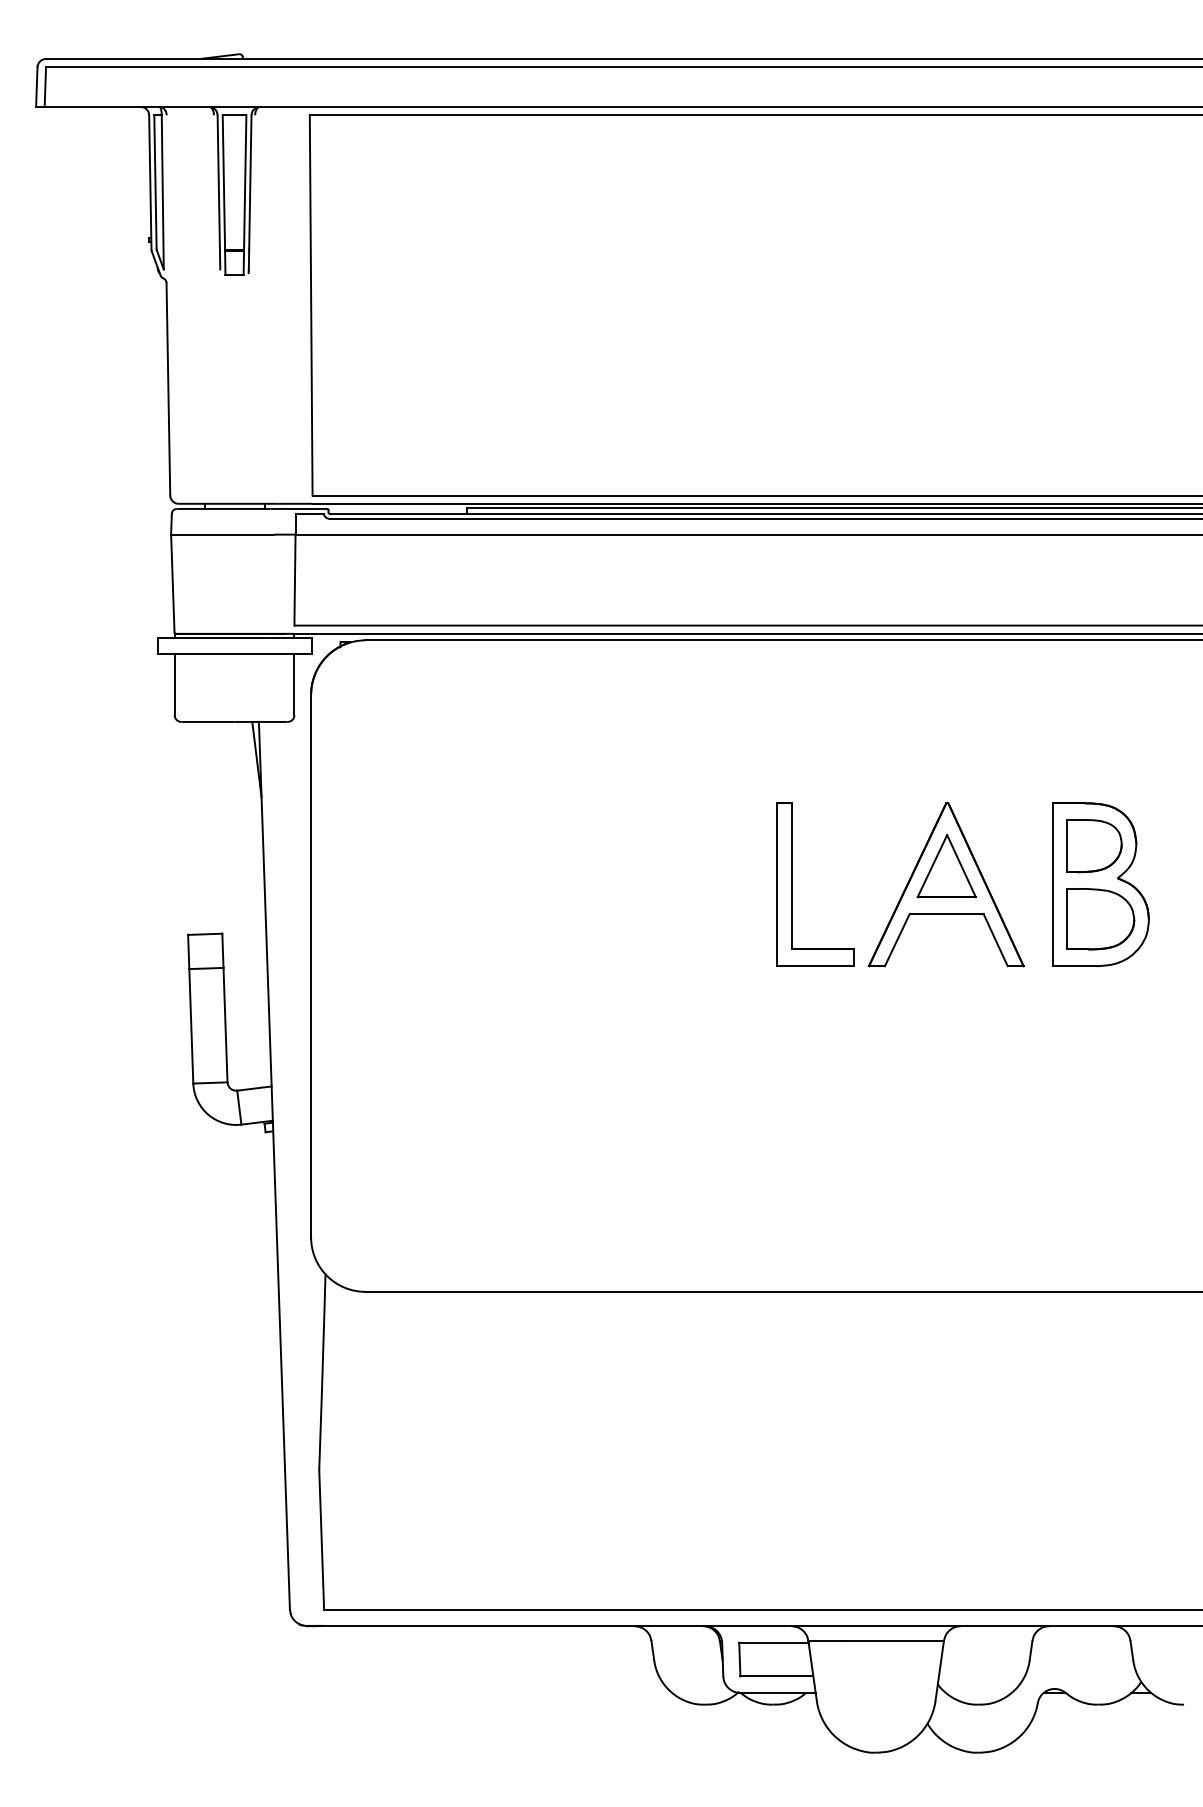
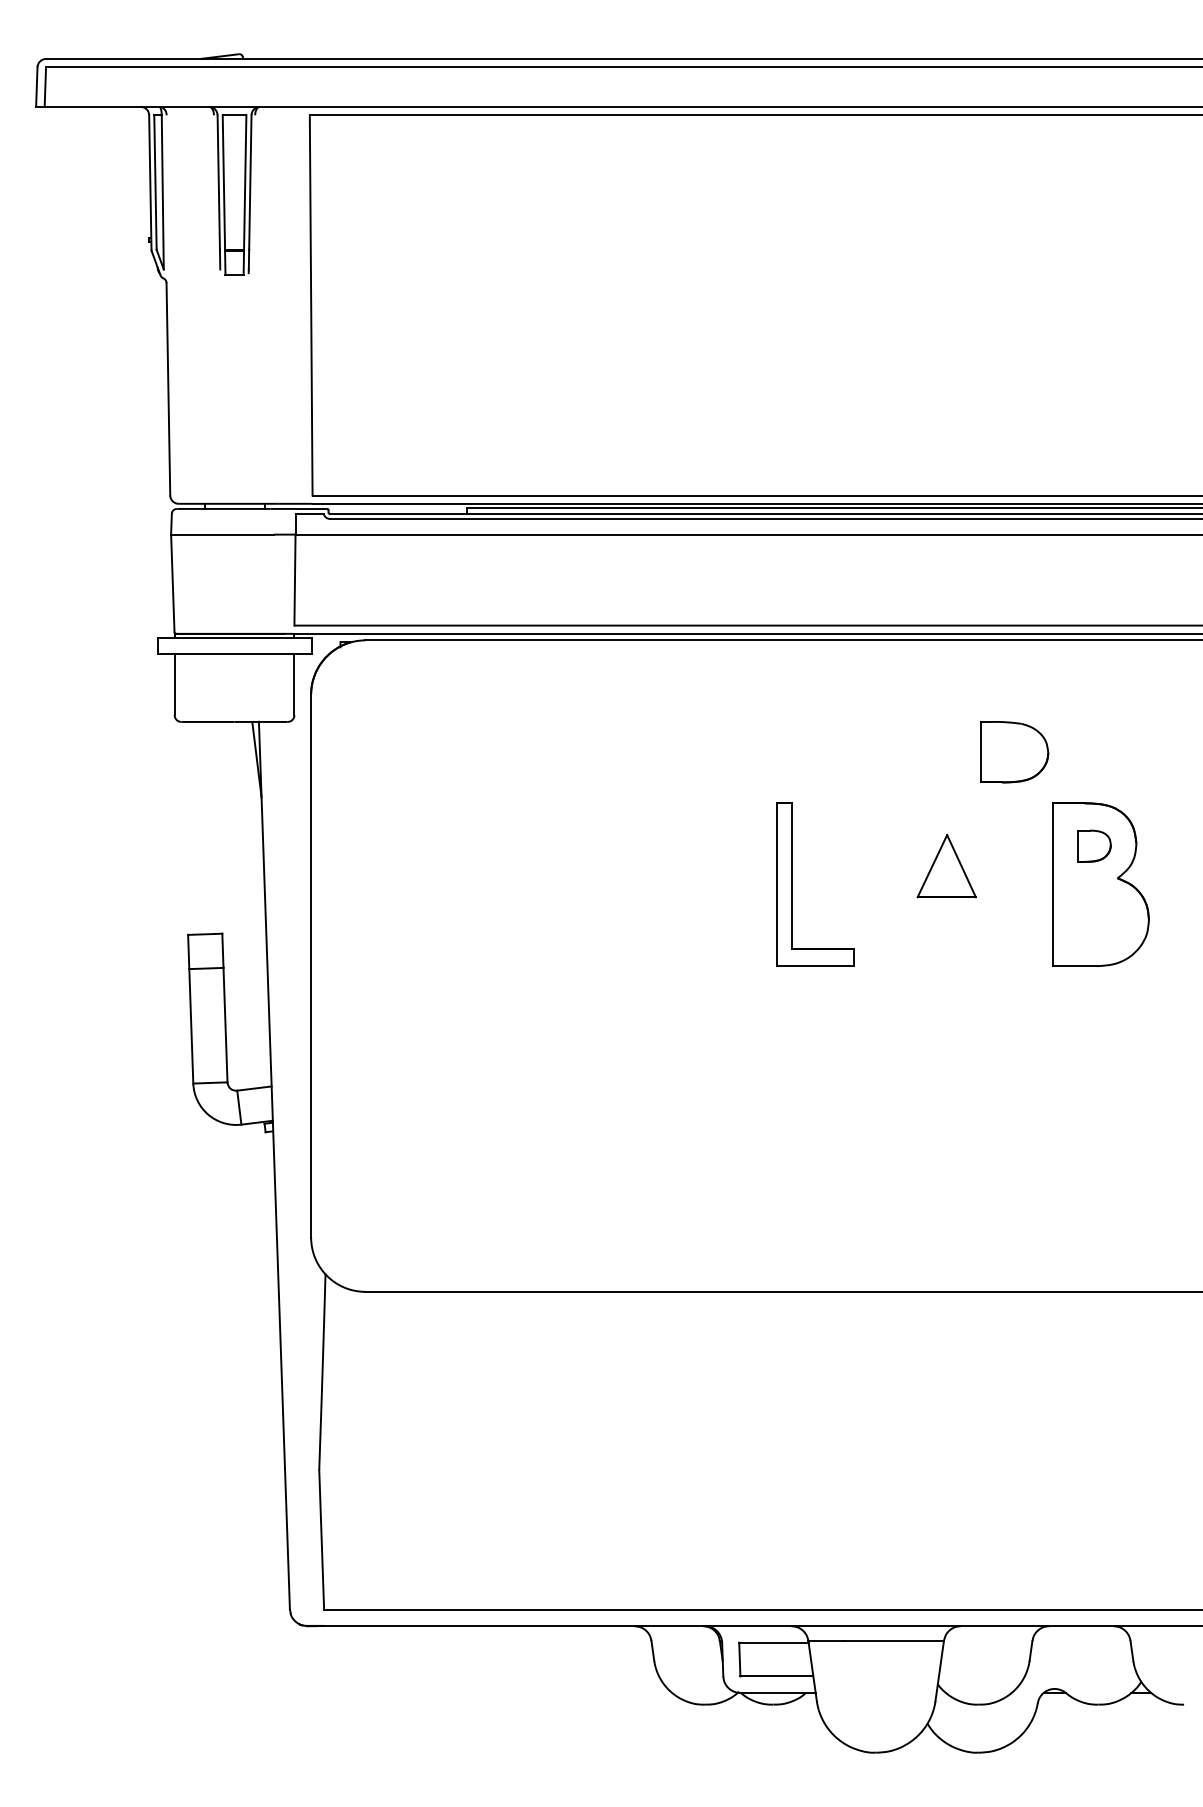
part size: 57x55 px -> 35x34 px (1094, 845)
part: present -> none (945, 884)
part position: (1100, 919) -> (1014, 752) (1014, 752)
